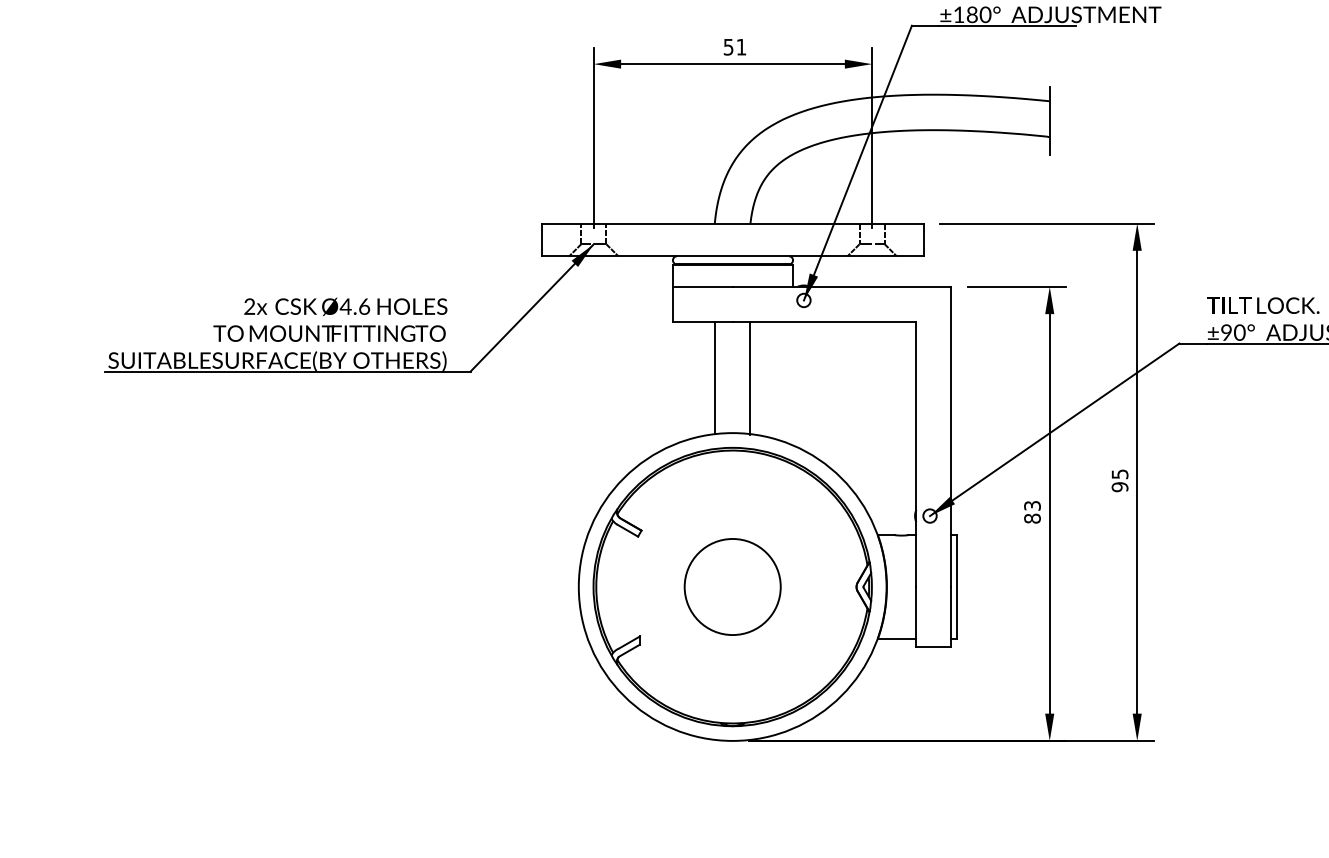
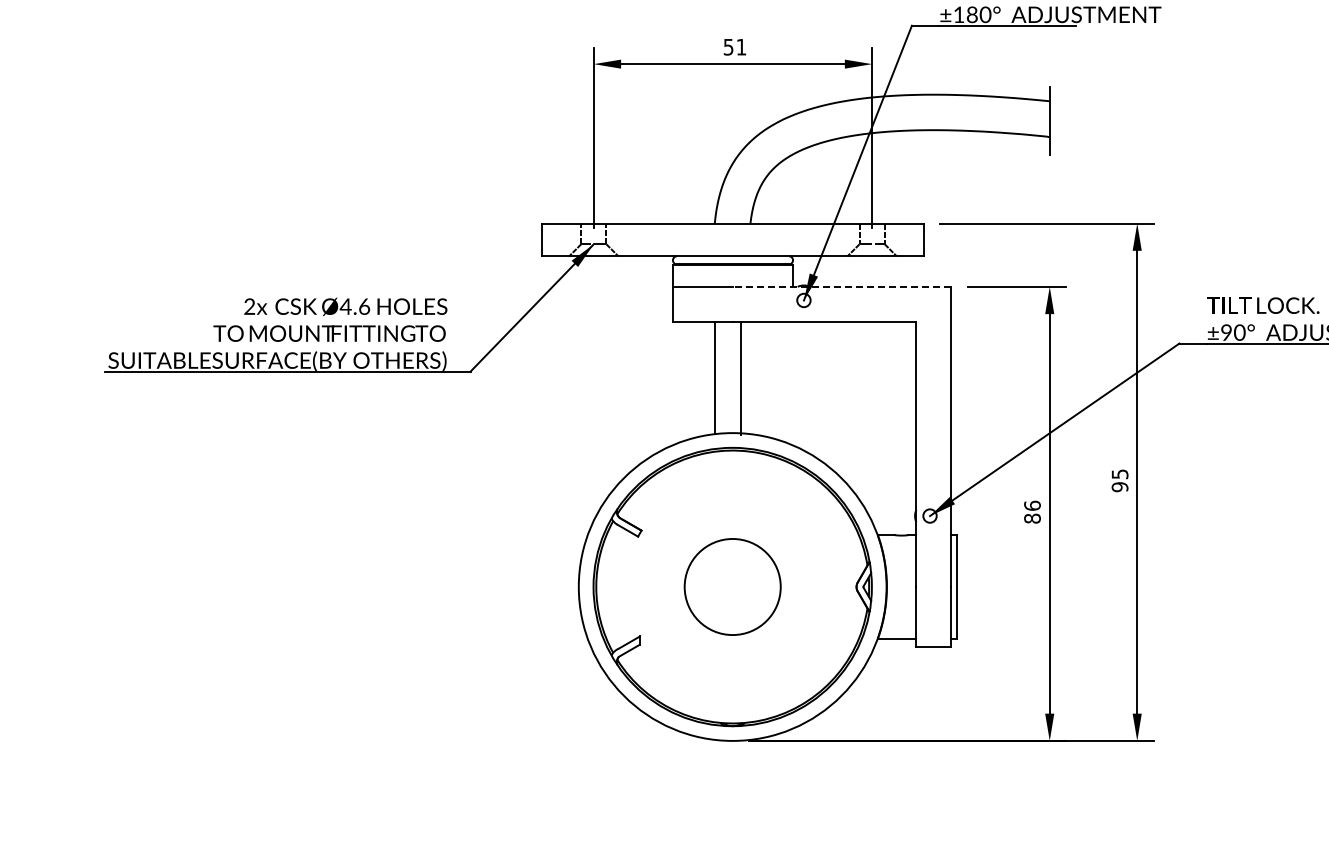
line: solid -> dashed (841, 286)
line position: (750, 378) -> (741, 378) (741, 378)
text: 83 -> 86 (1032, 505)
